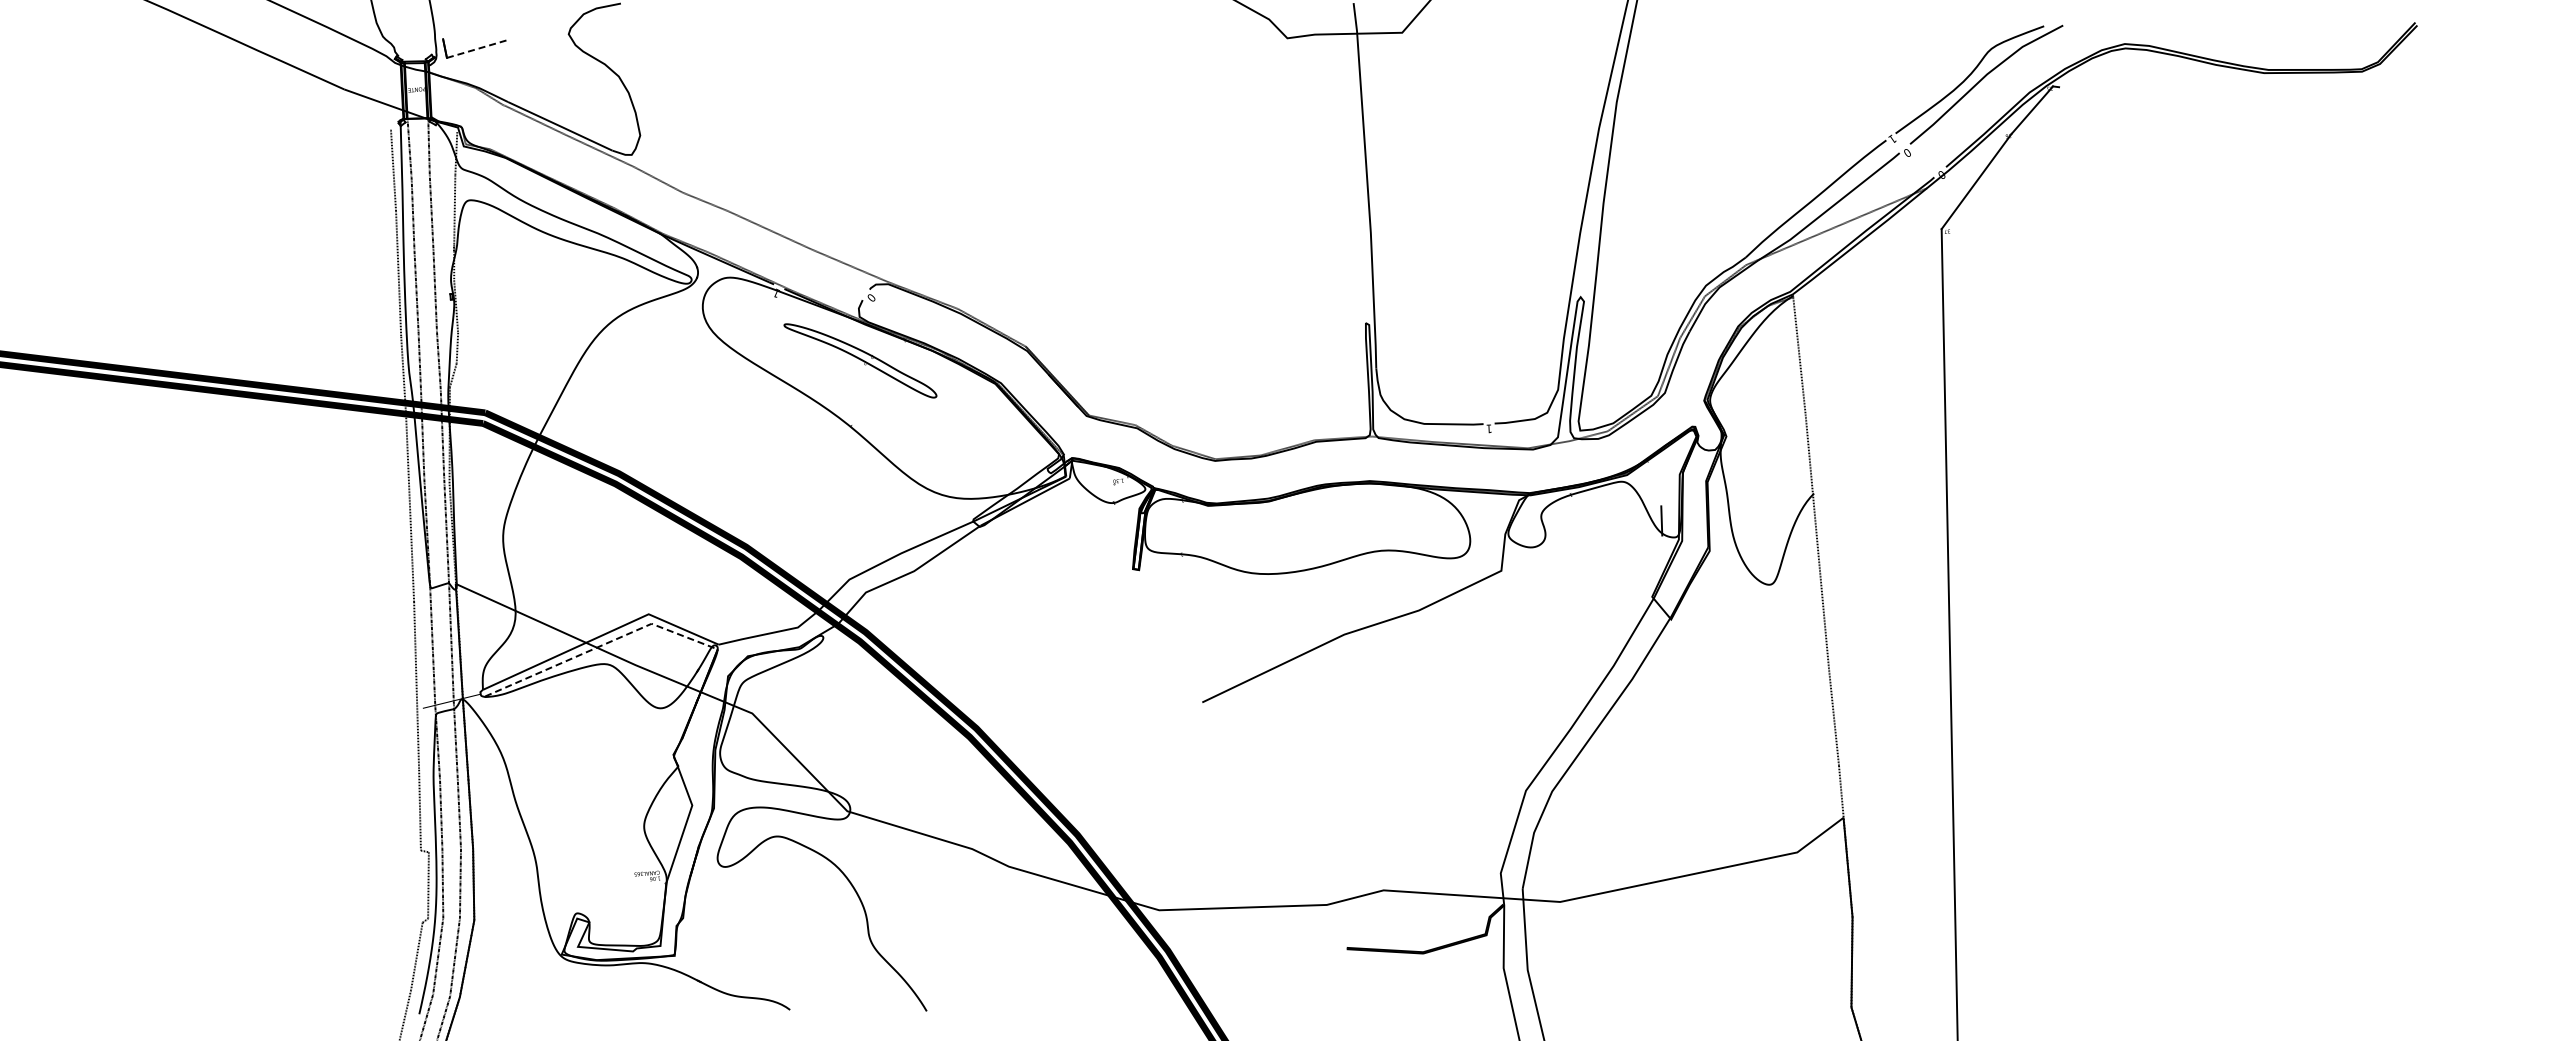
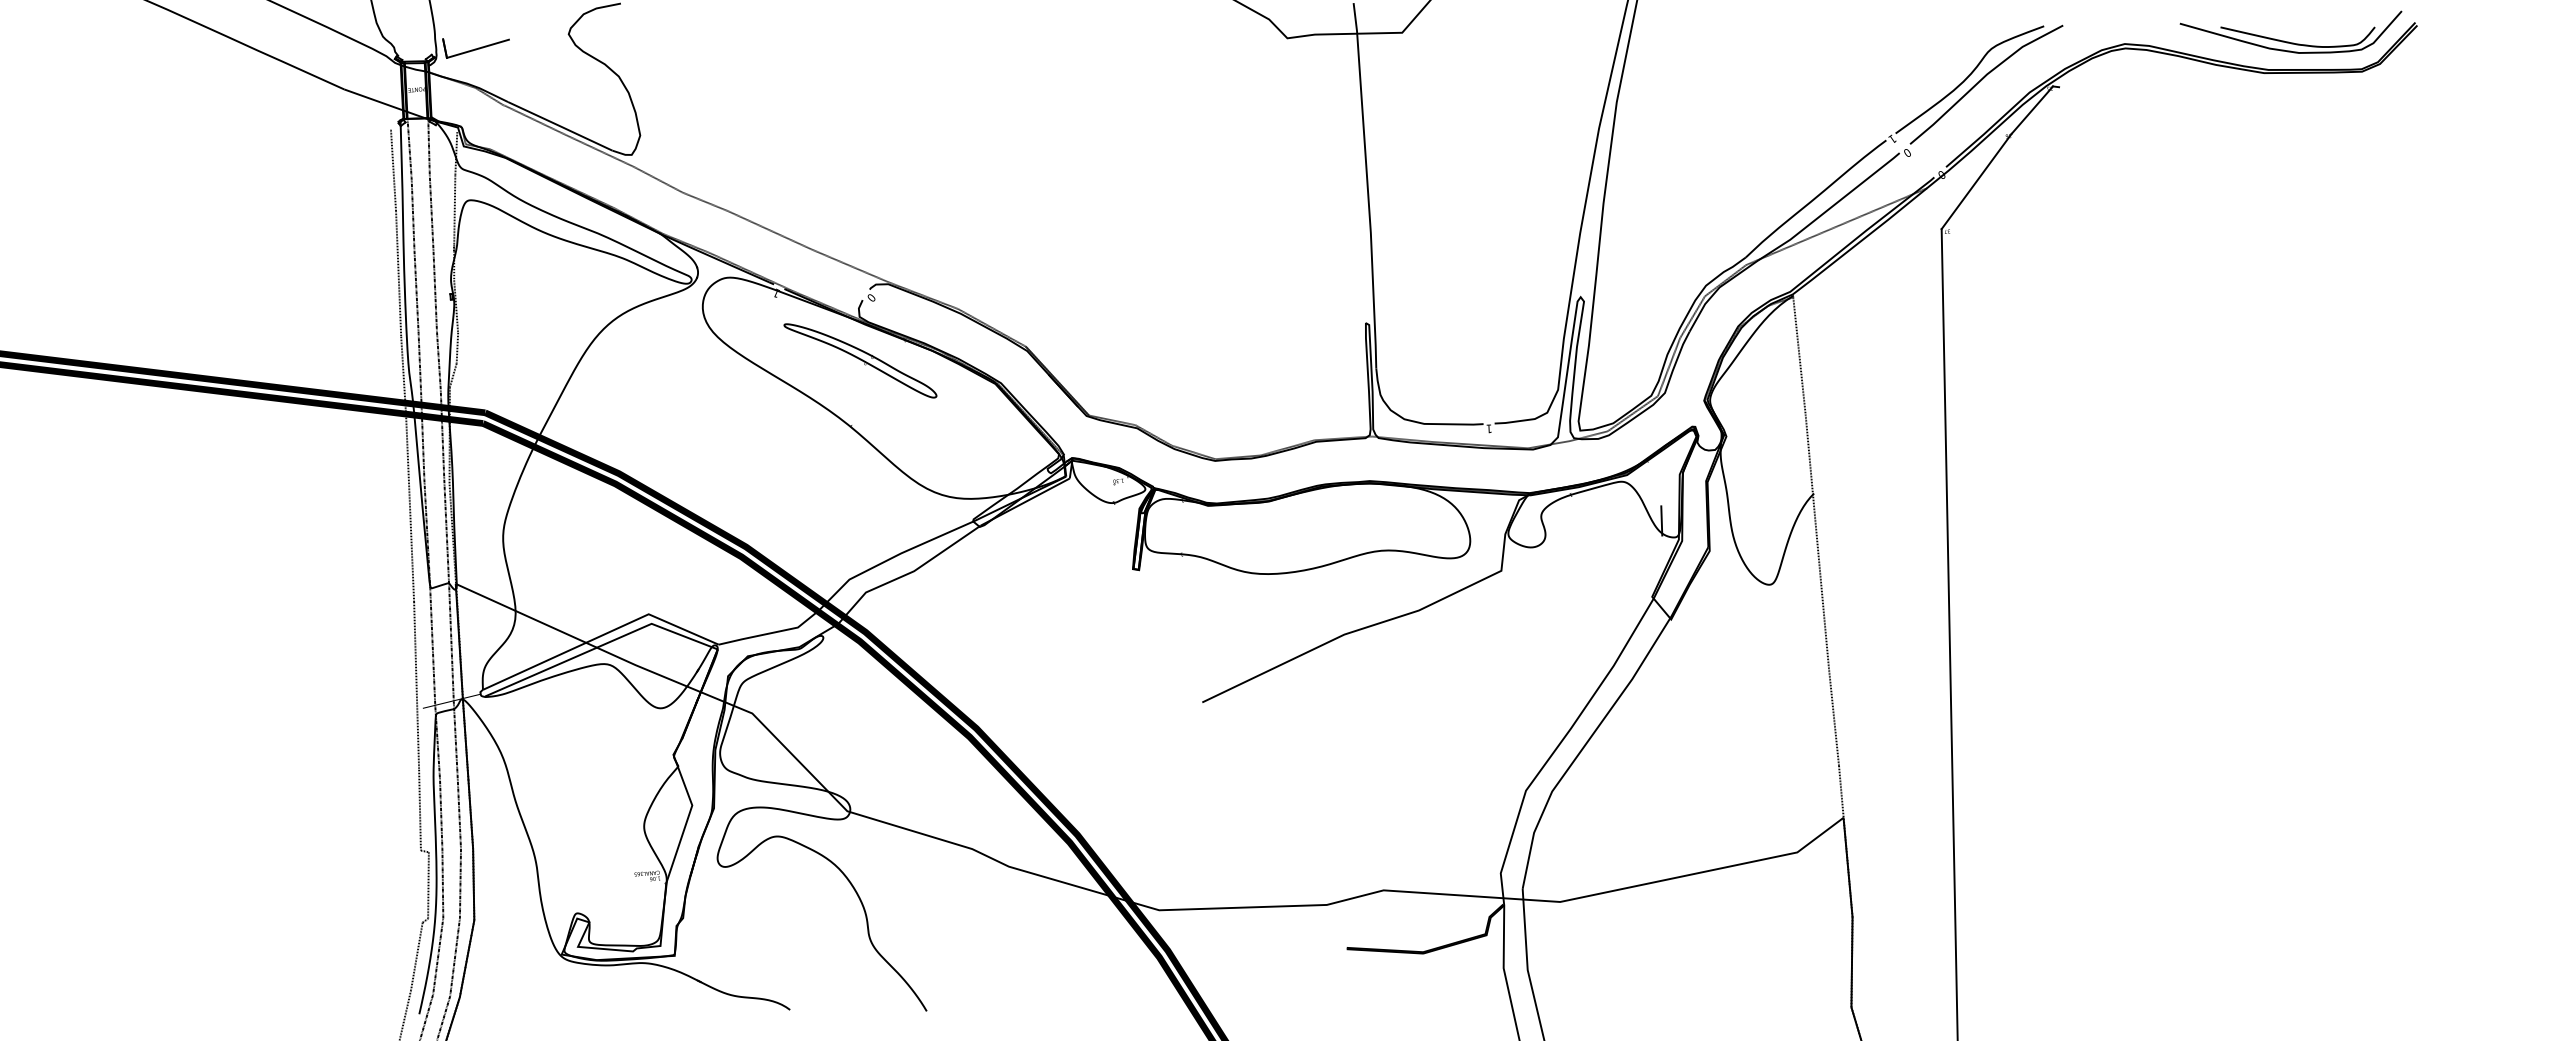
part: none -> present (2289, 41)
line: dashed -> solid (478, 48)
line: dashed -> solid (601, 645)
